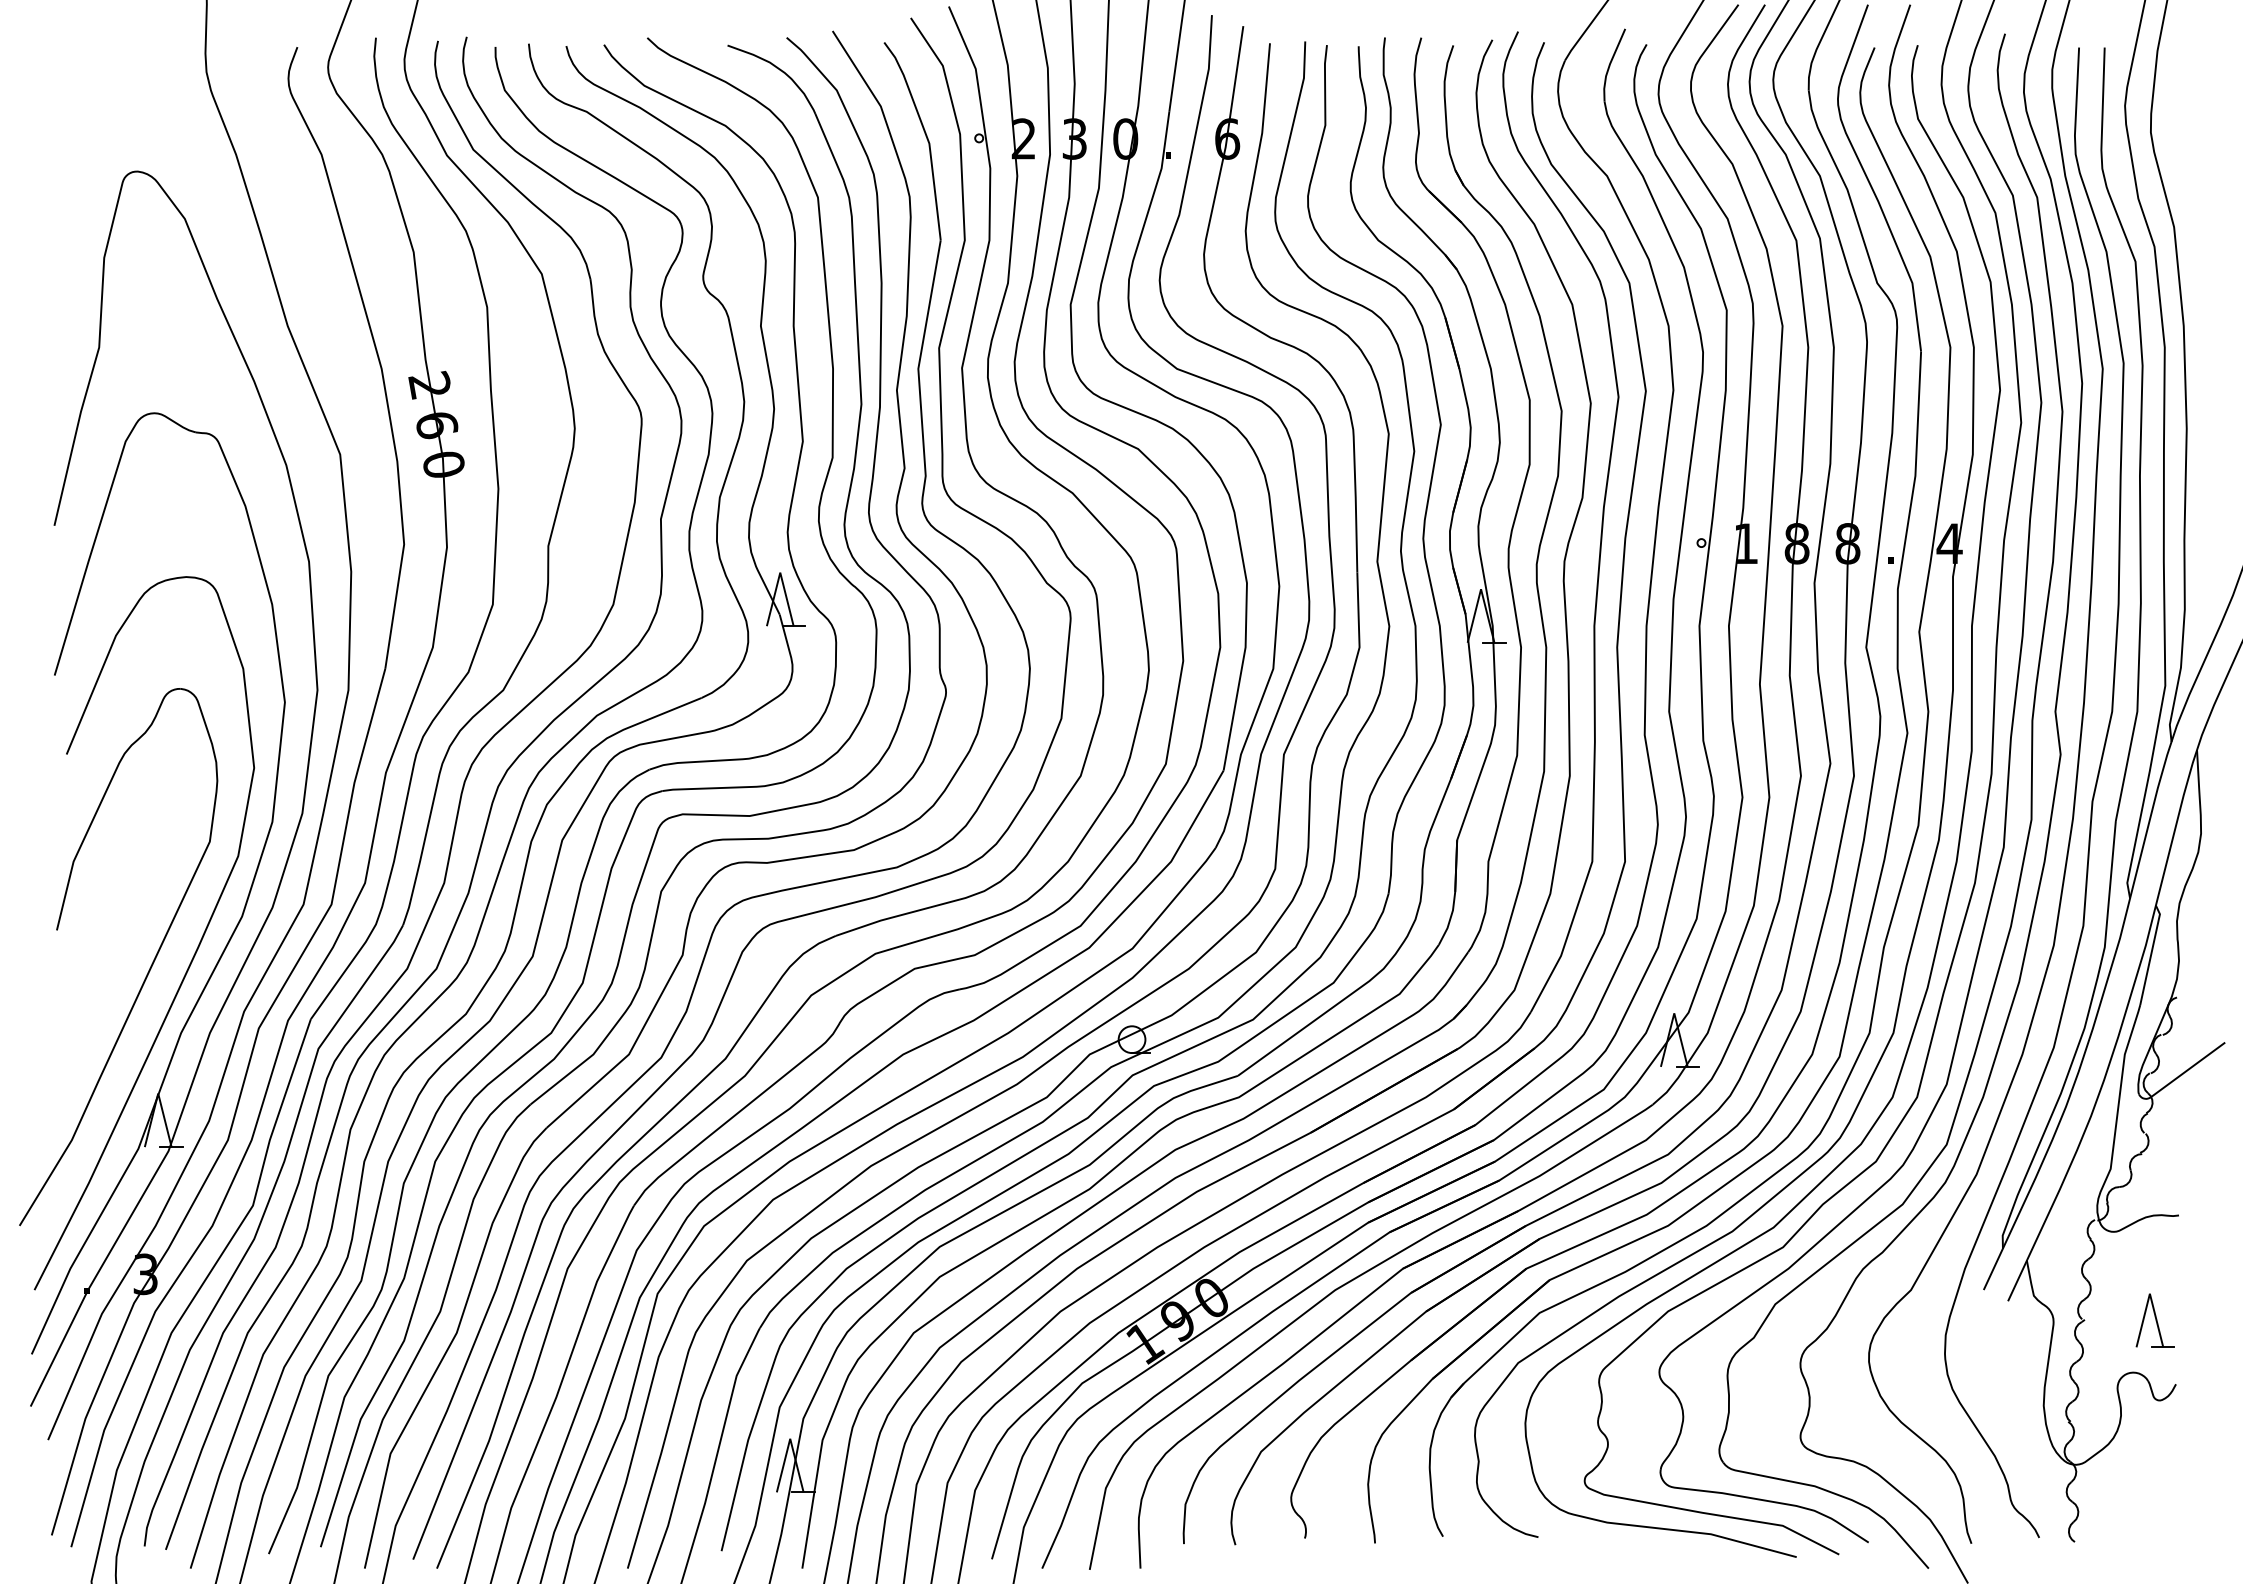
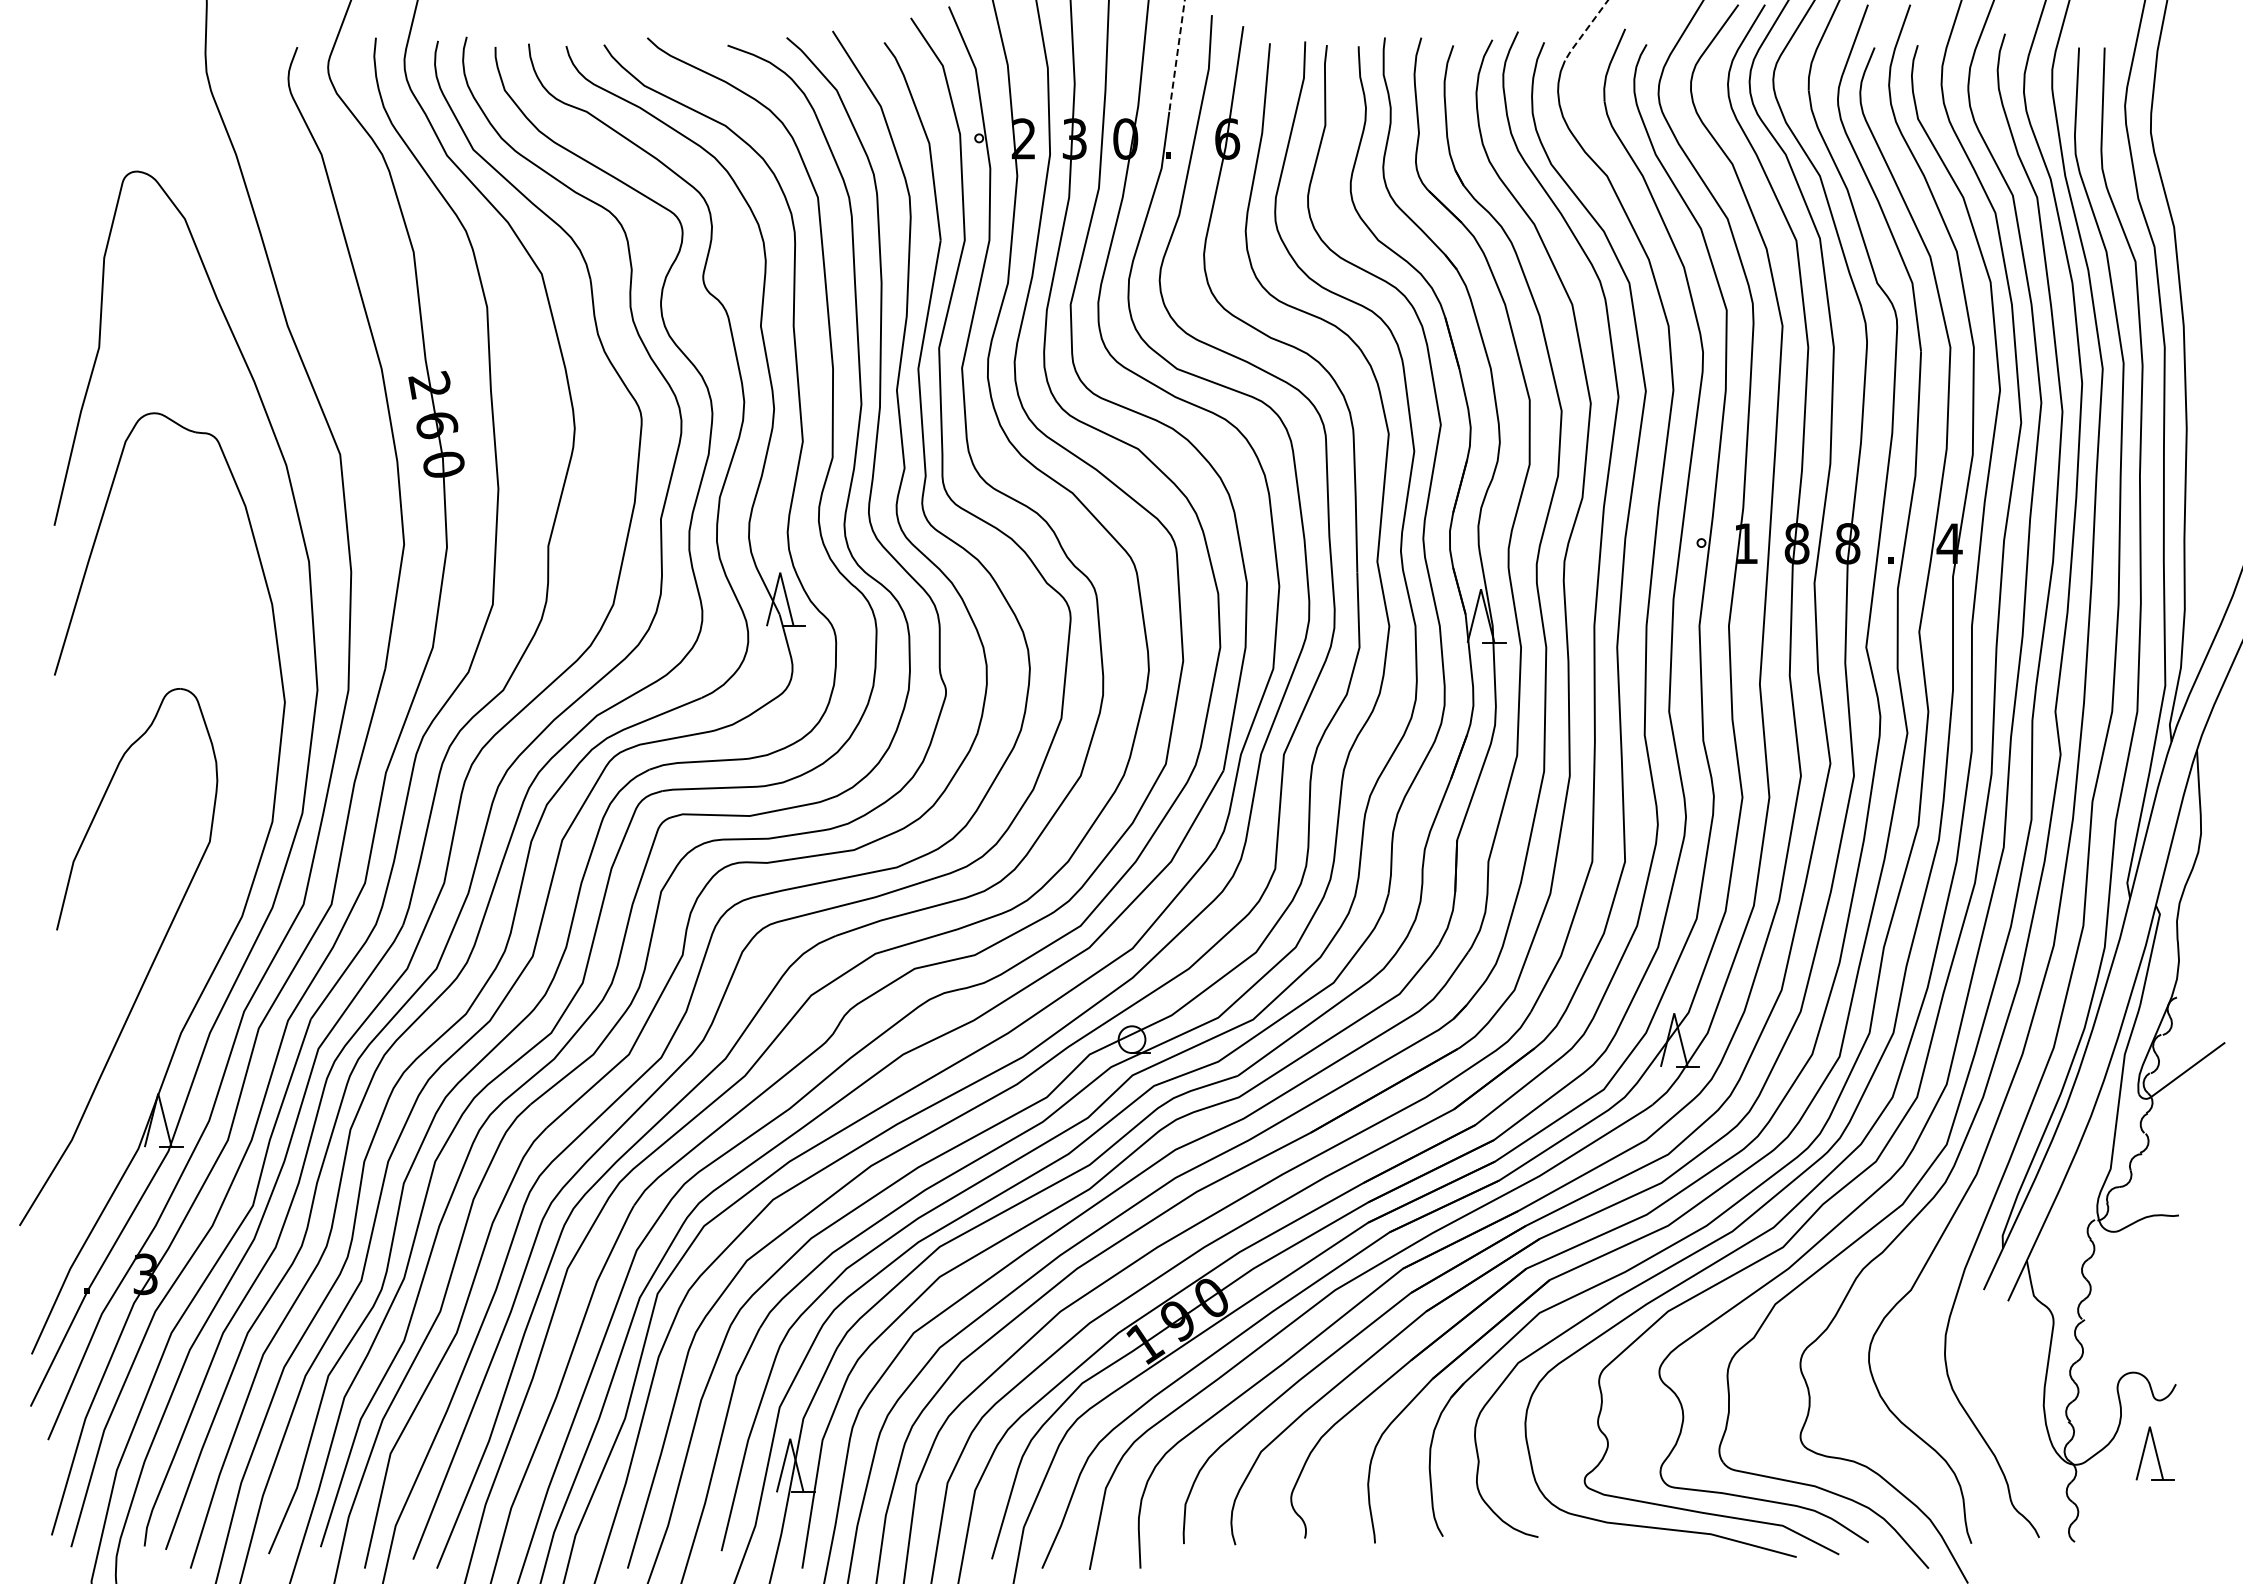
line: solid -> dashed (1585, 30)
line: solid -> dashed (1176, 56)
curve: present -> none (194, 952)
part position: (2154, 1320) -> (2154, 1453) (2154, 1453)
